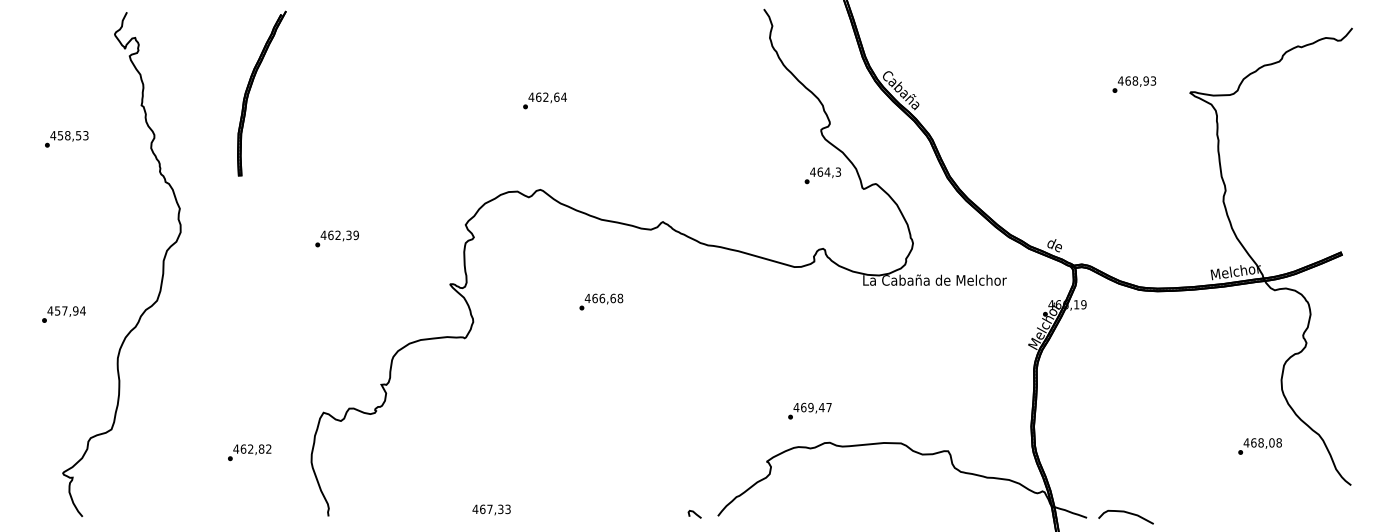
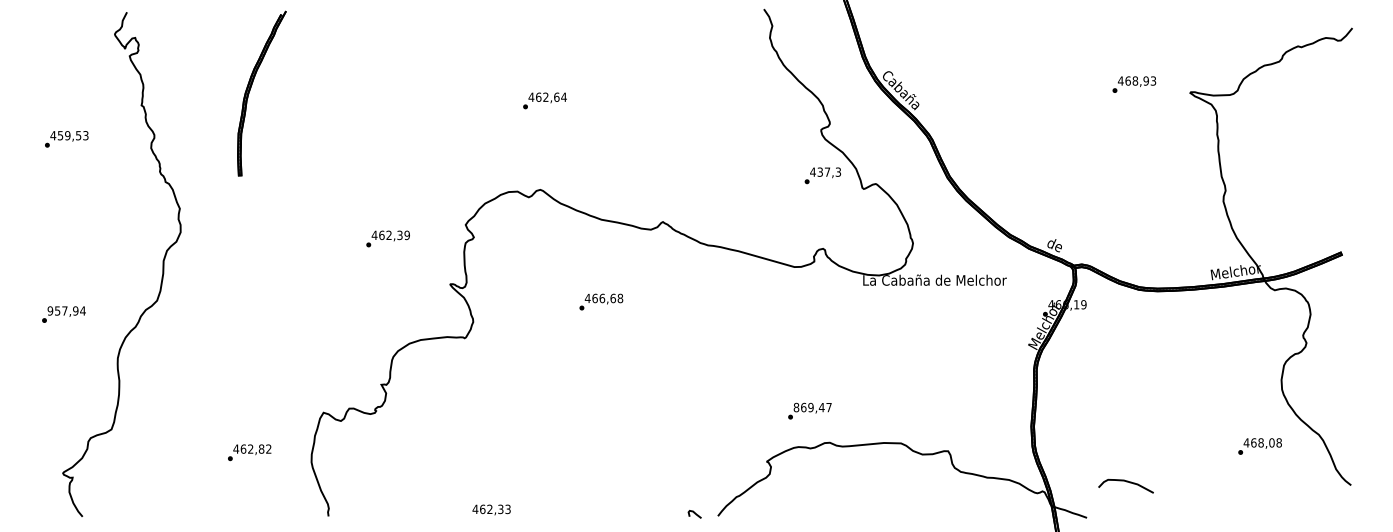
text: 458,53 -> 459,53 (67, 135)
text: 464,3 -> 437,3 (823, 171)
text position: (336, 238) -> (387, 238) (387, 238)
text: 457,94 -> 957,94 (50, 310)
text: 469,47 -> 869,47 (796, 407)
text: 467,33 -> 462,33 (489, 508)
curve position: (1126, 513) -> (1126, 482) (1126, 482)
